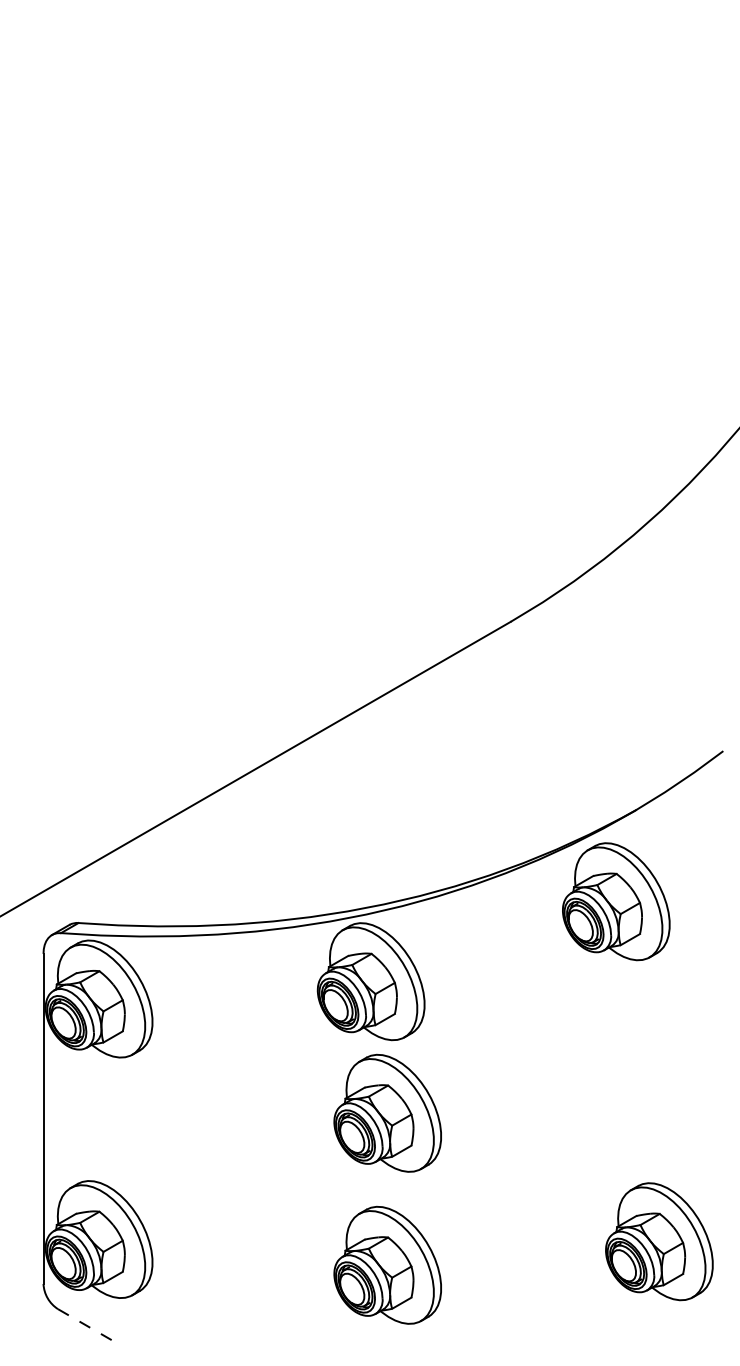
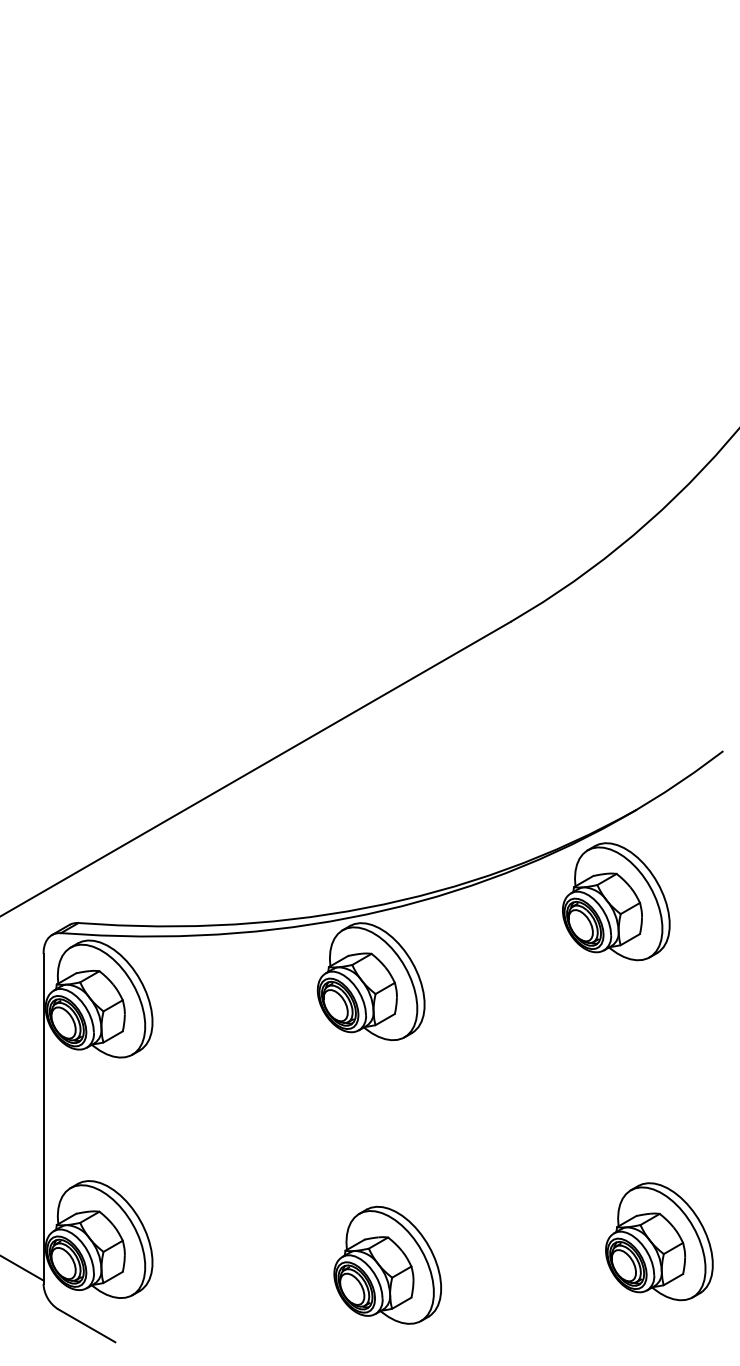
part: present -> none (387, 1112)
line: none -> present (22, 1268)
line: dashed -> solid (87, 1325)
